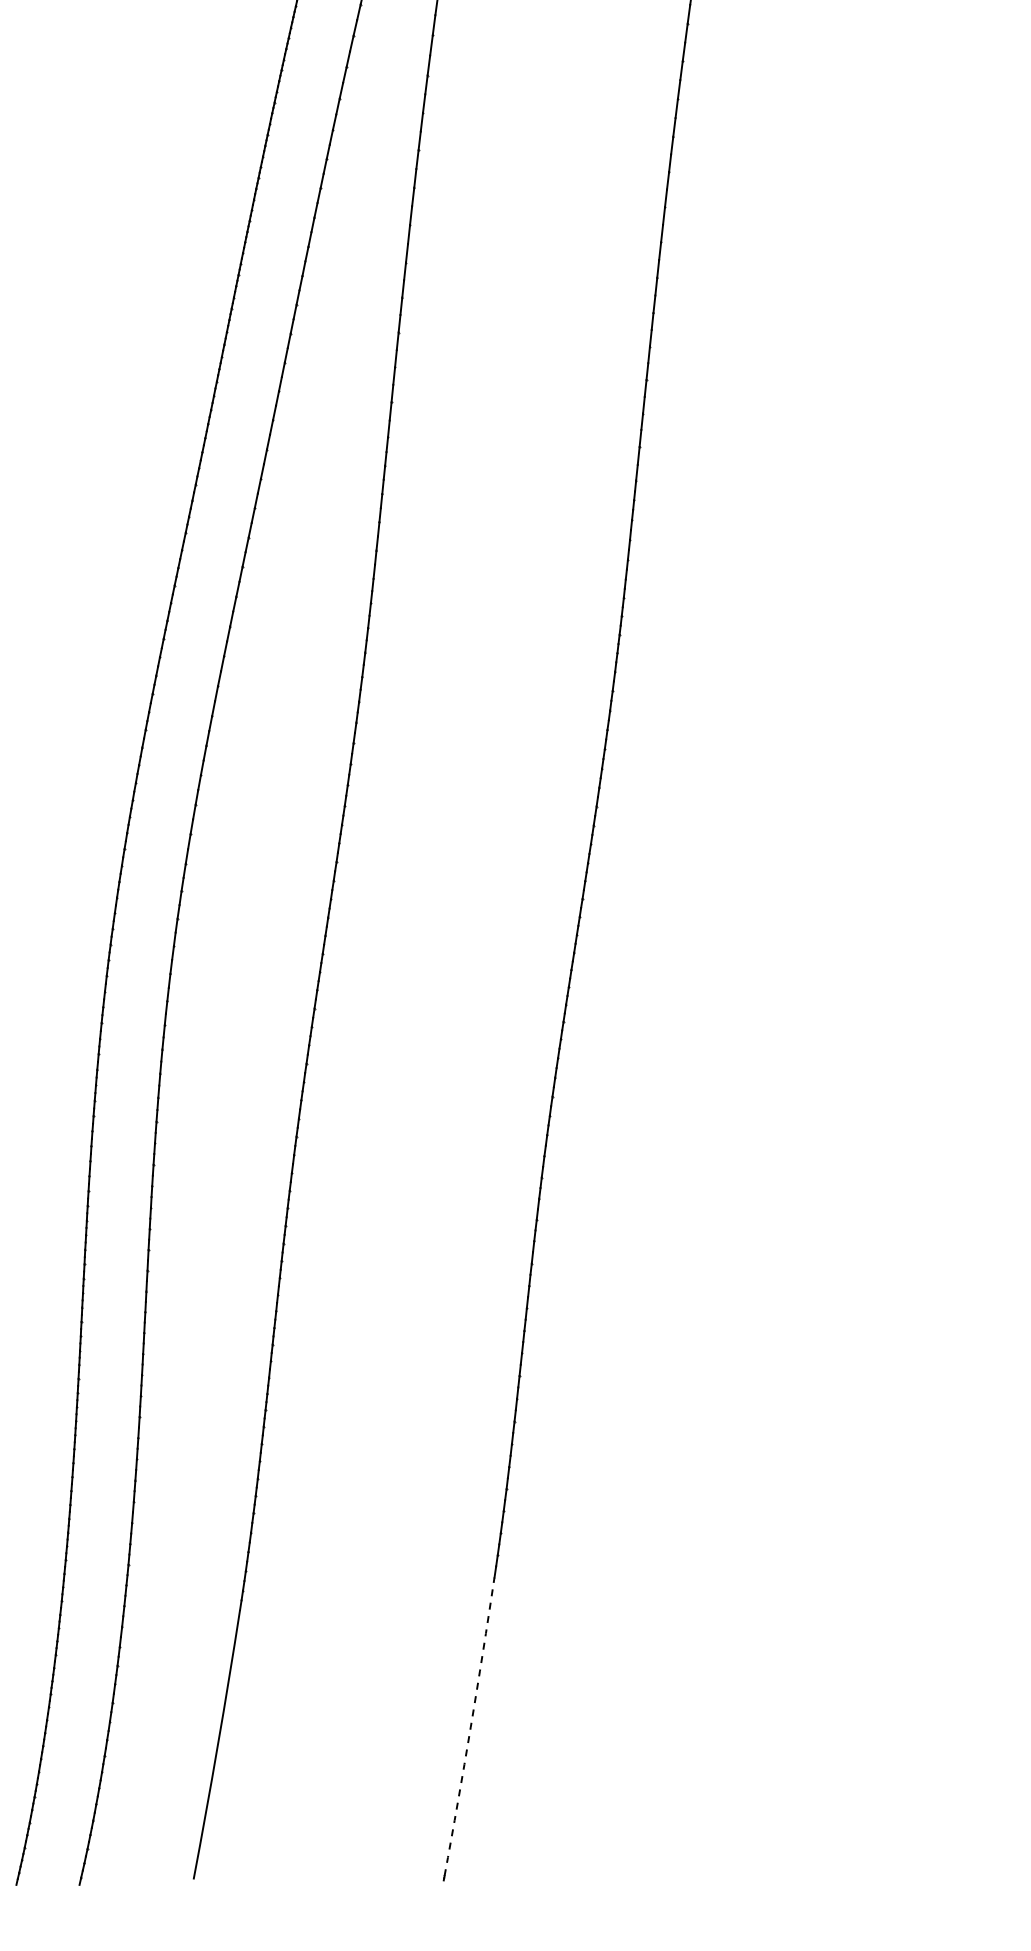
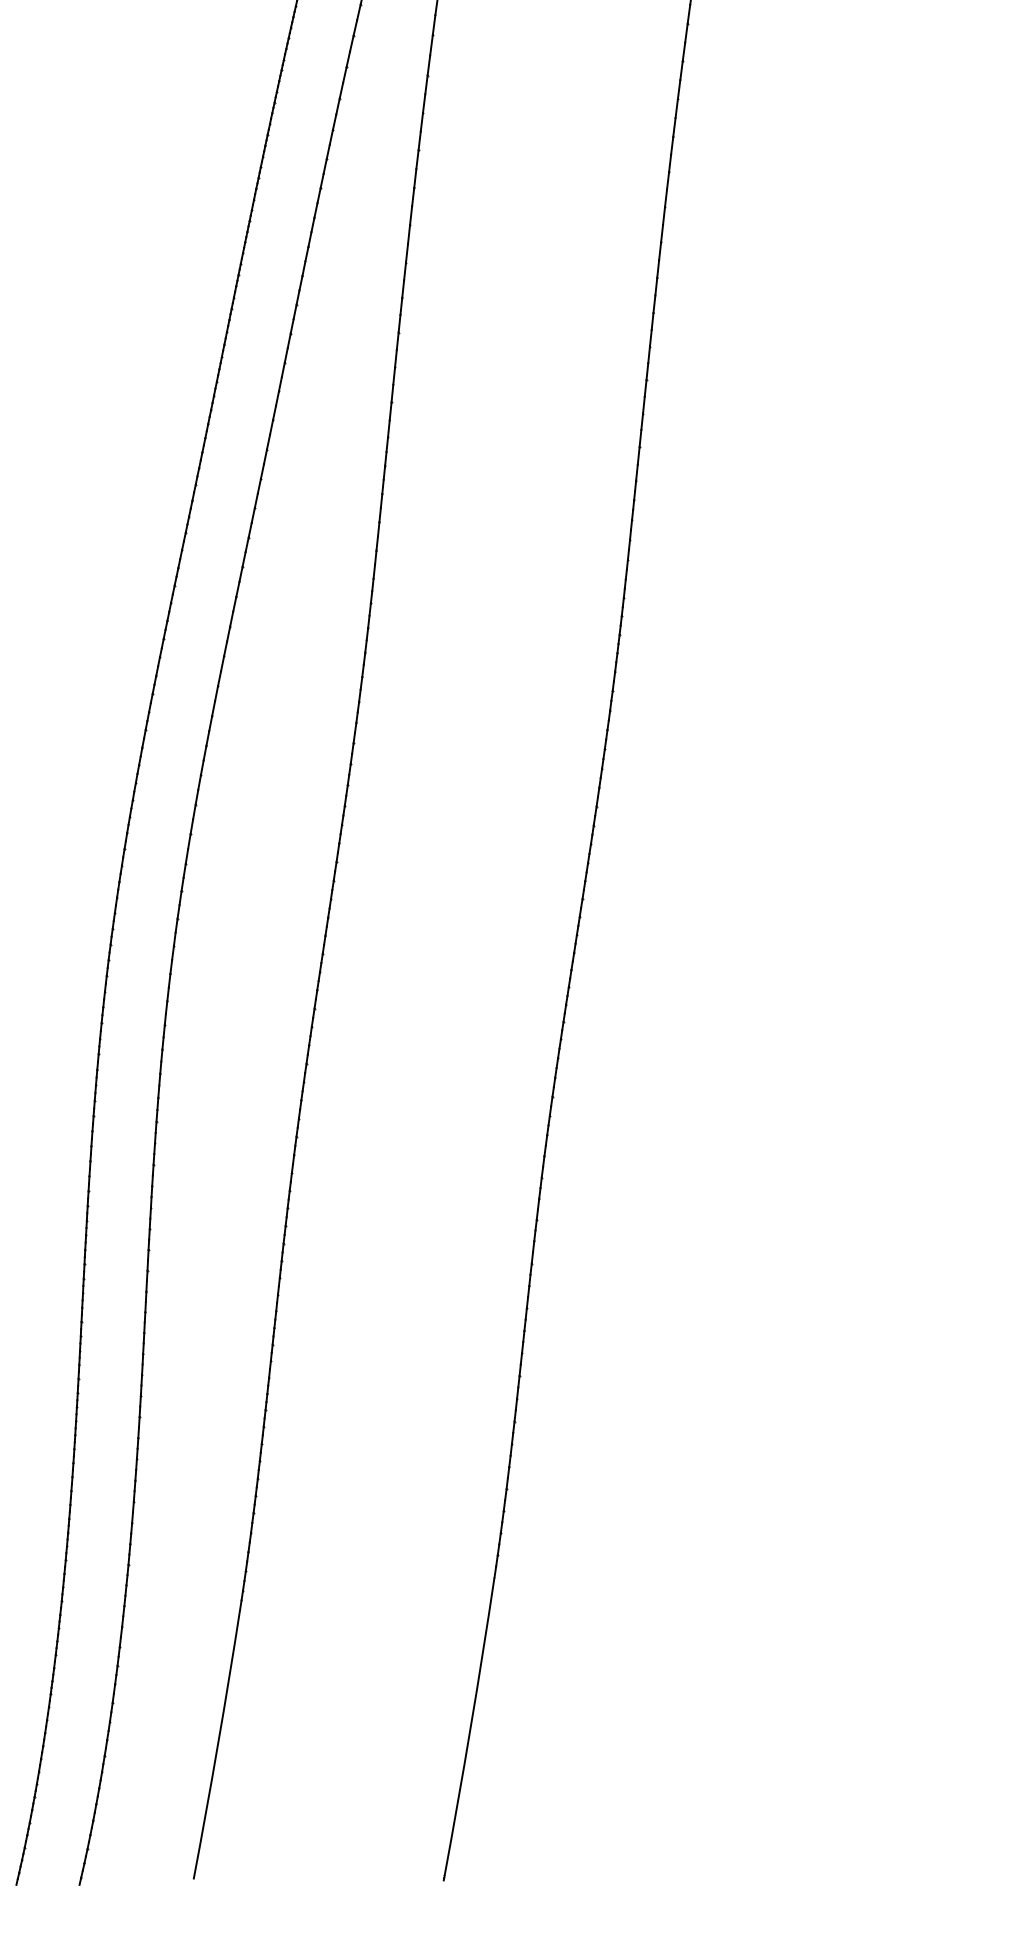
arc: dashed -> solid (470, 1727)
